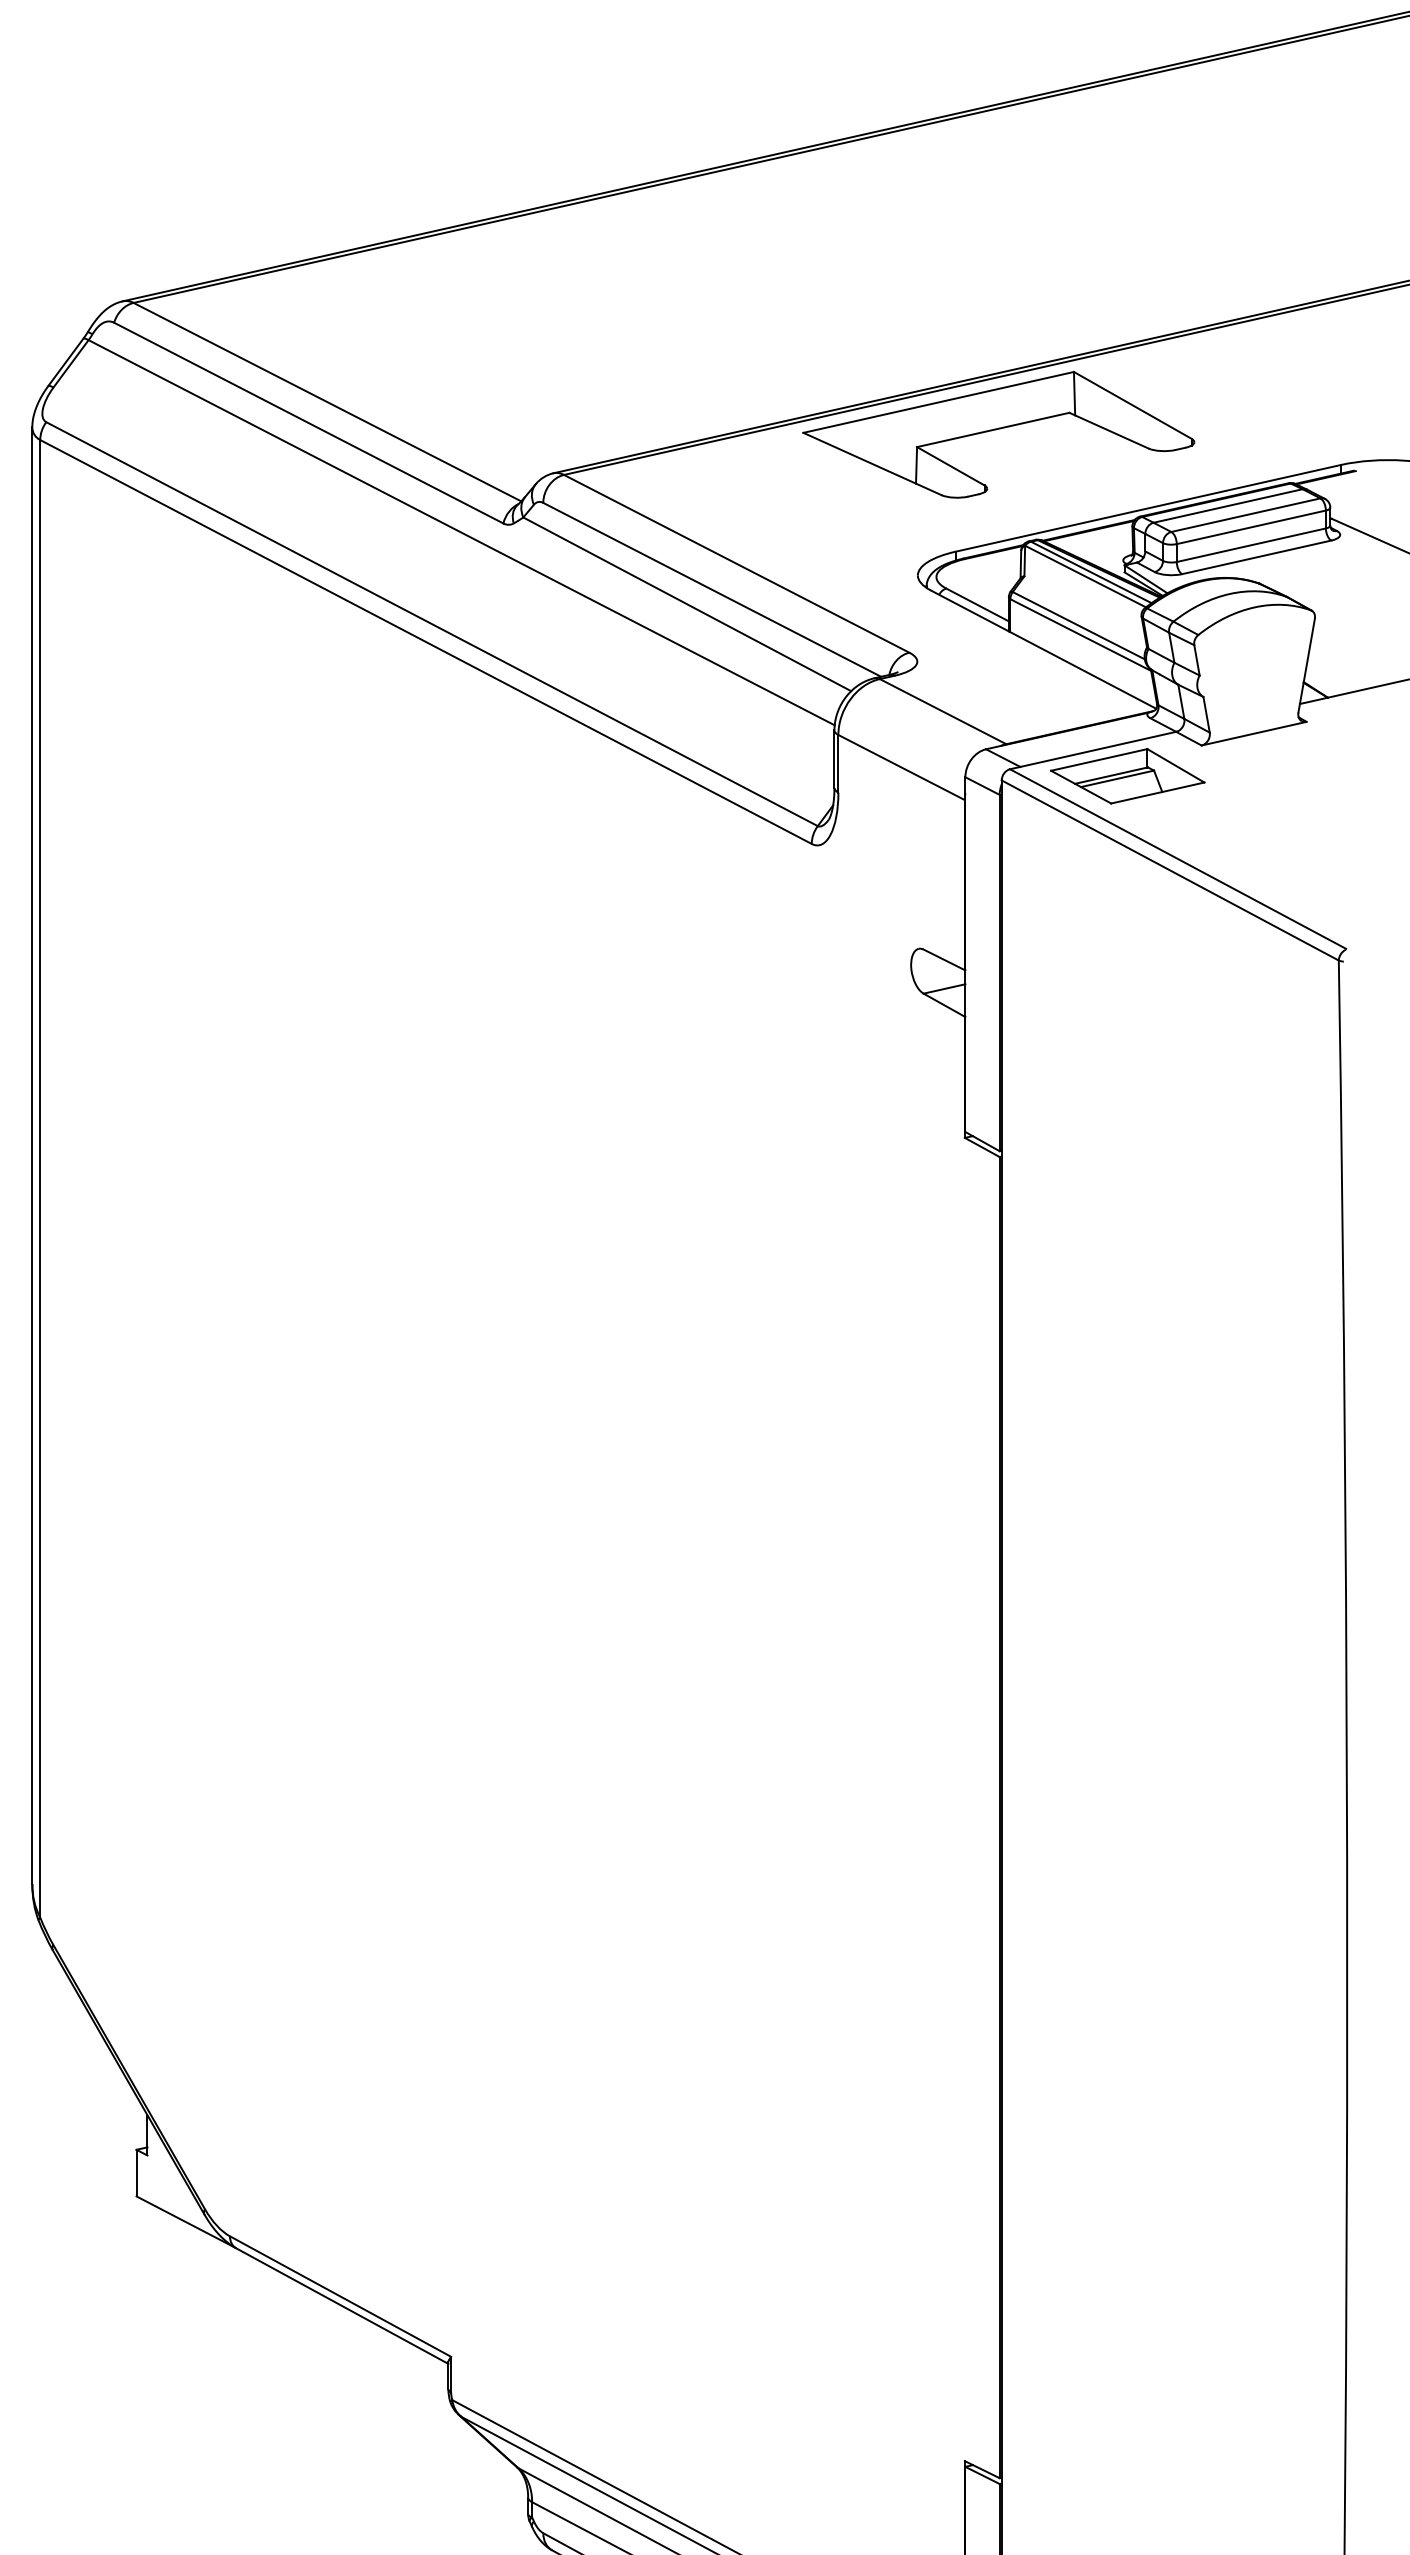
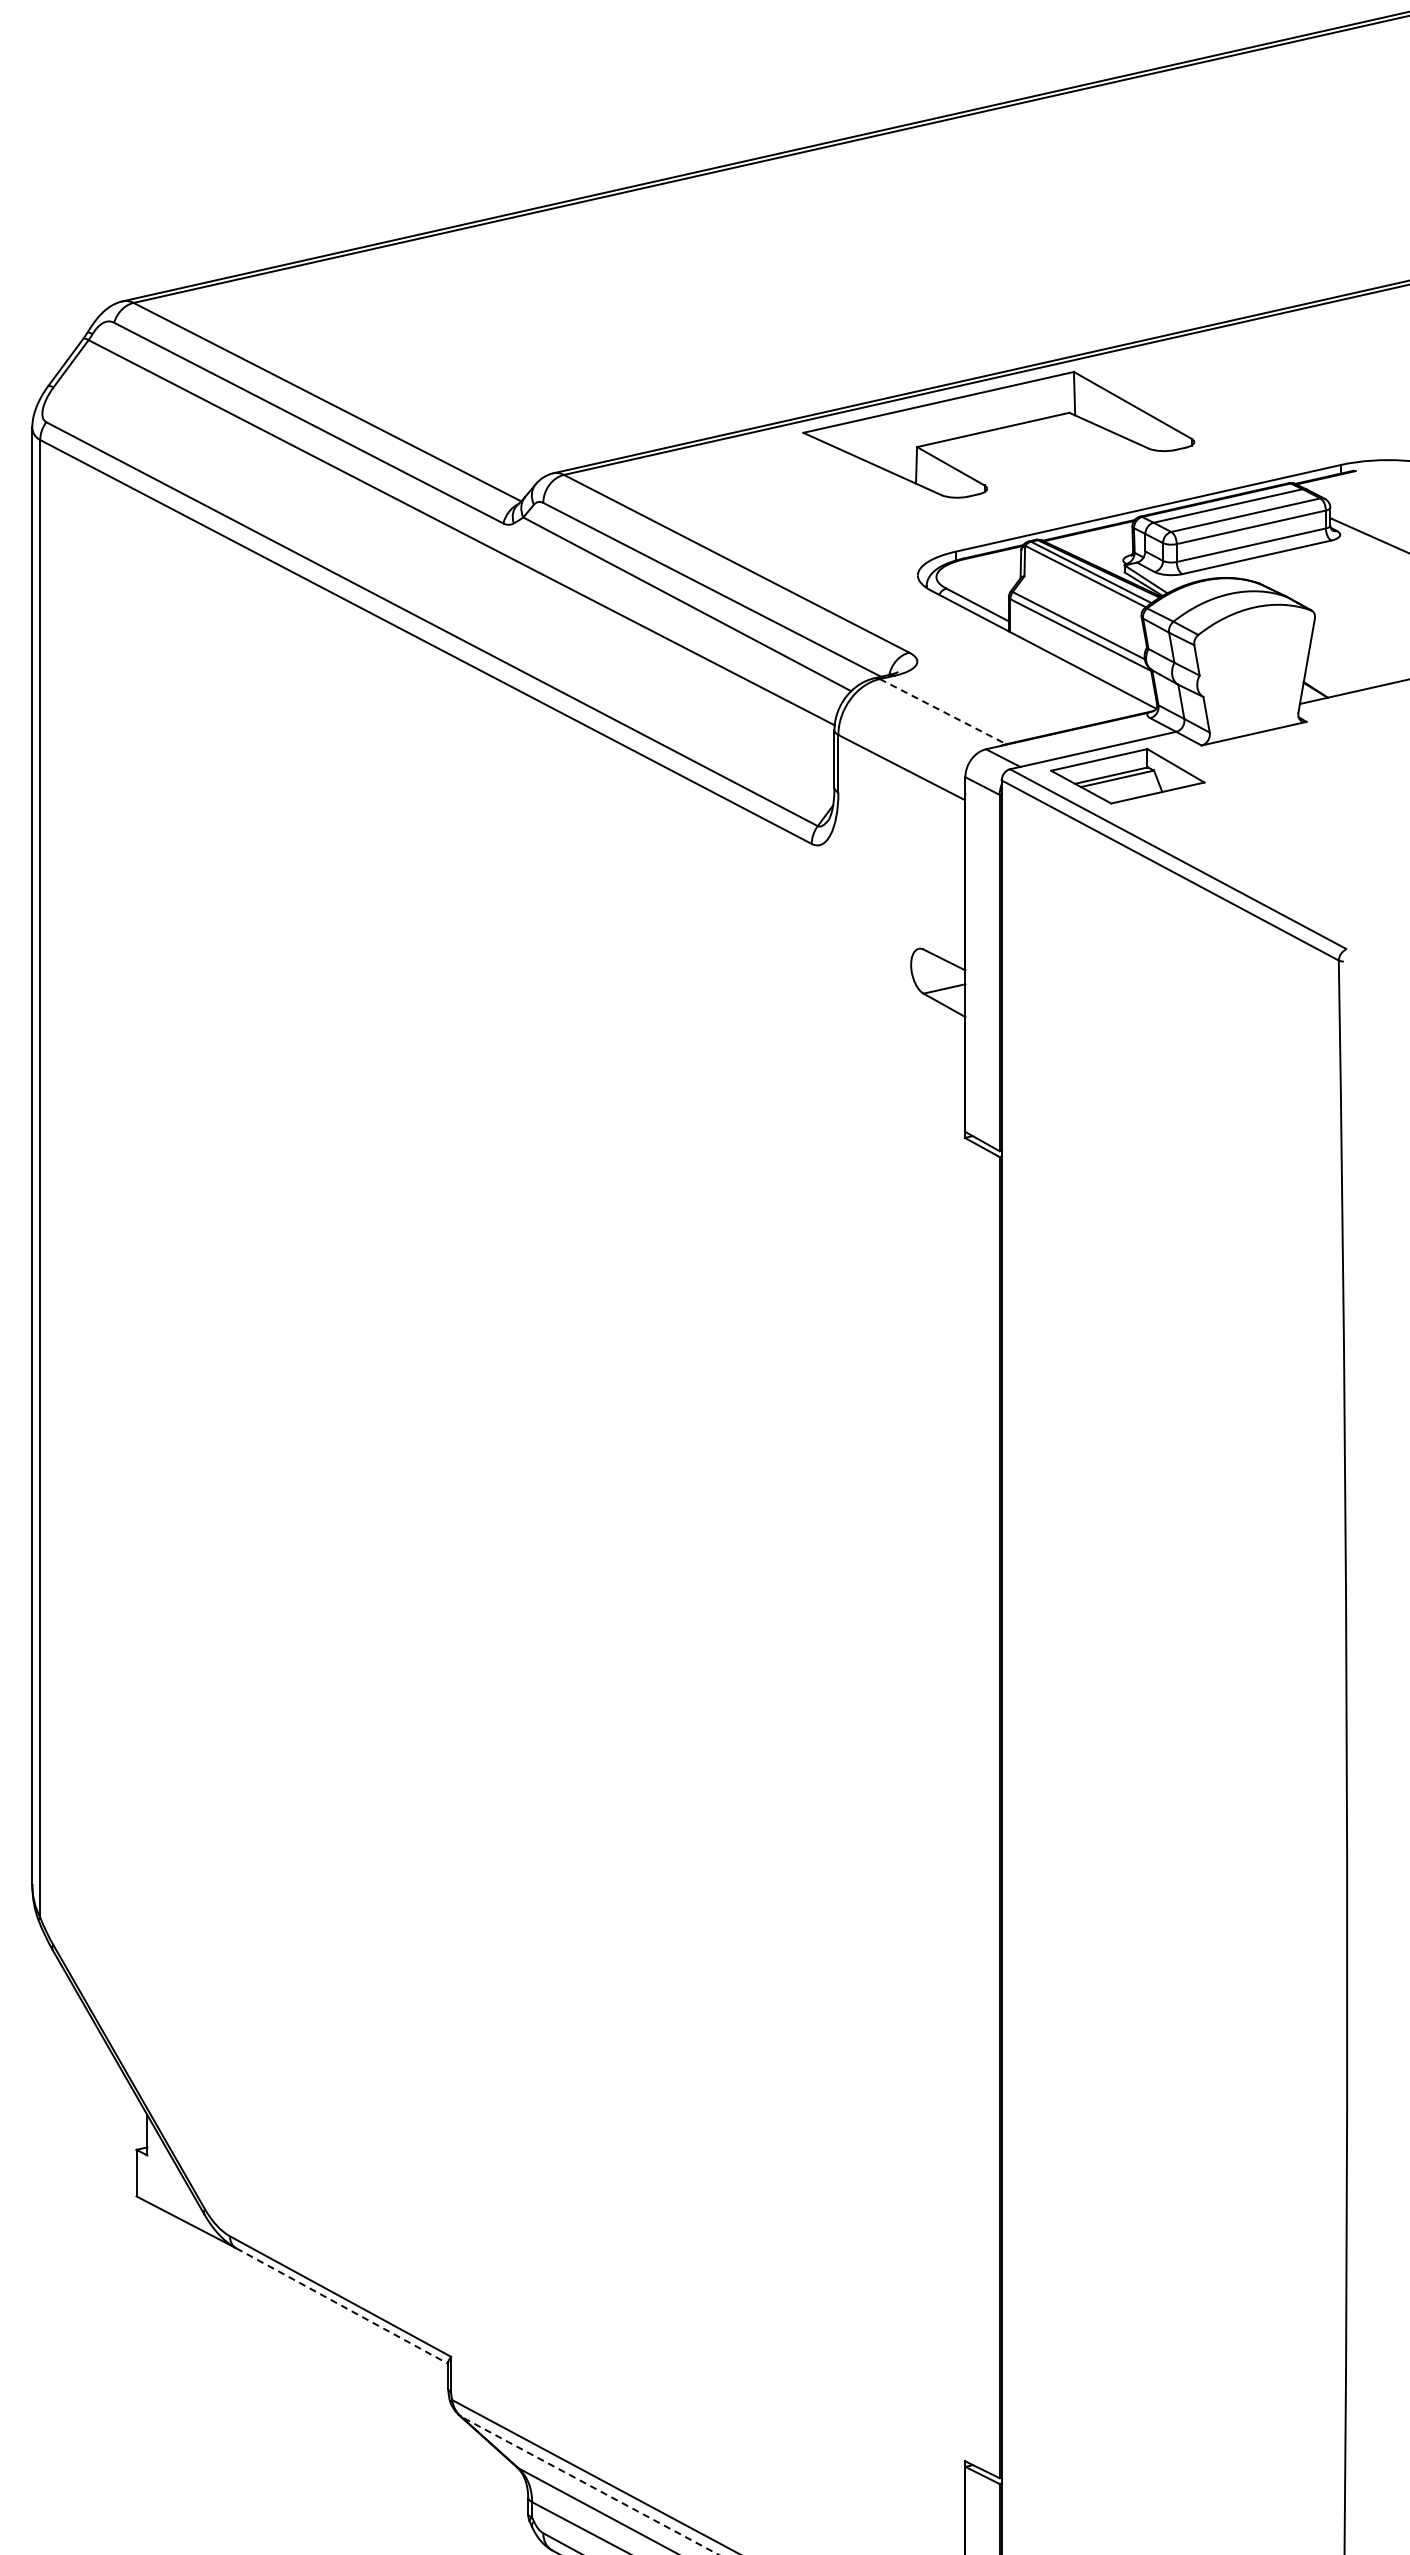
line: solid -> dashed (943, 711)
line: solid -> dashed (342, 2306)
line: solid -> dashed (589, 2485)
